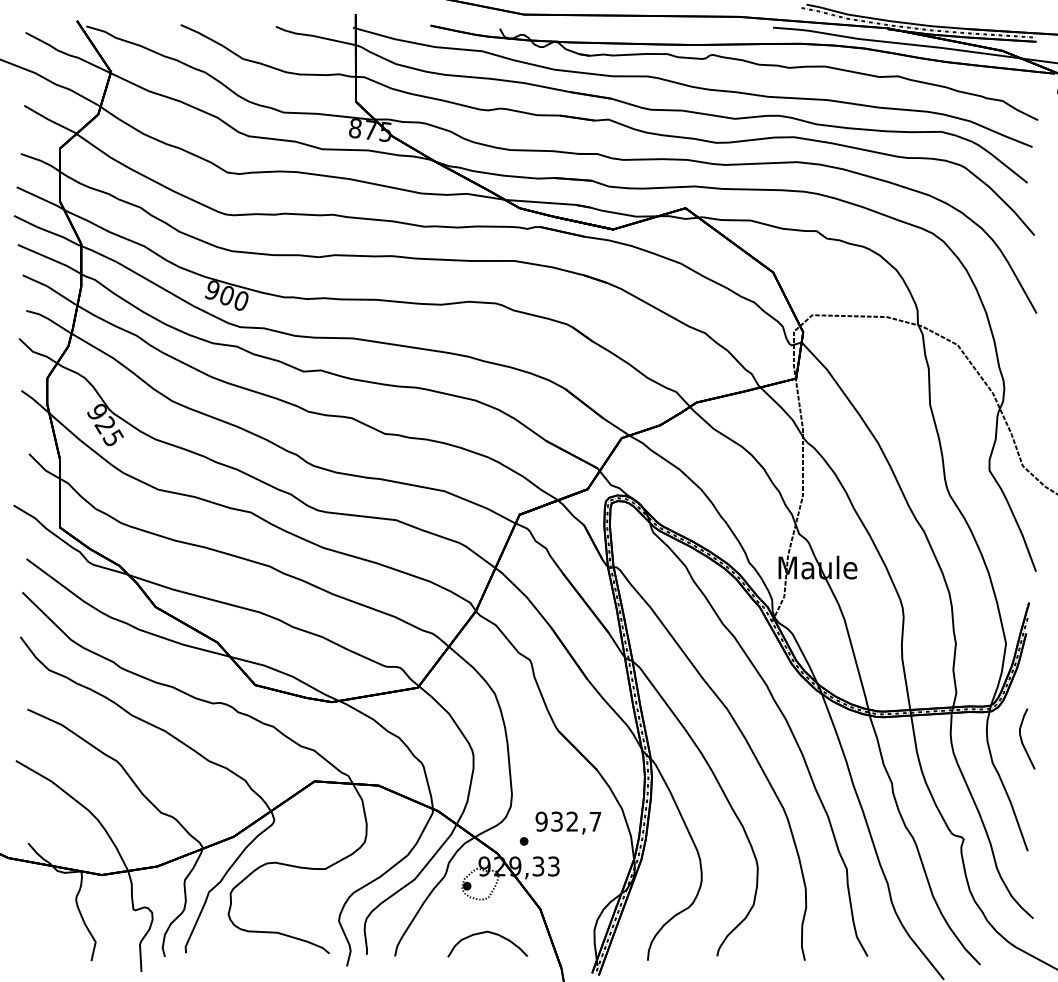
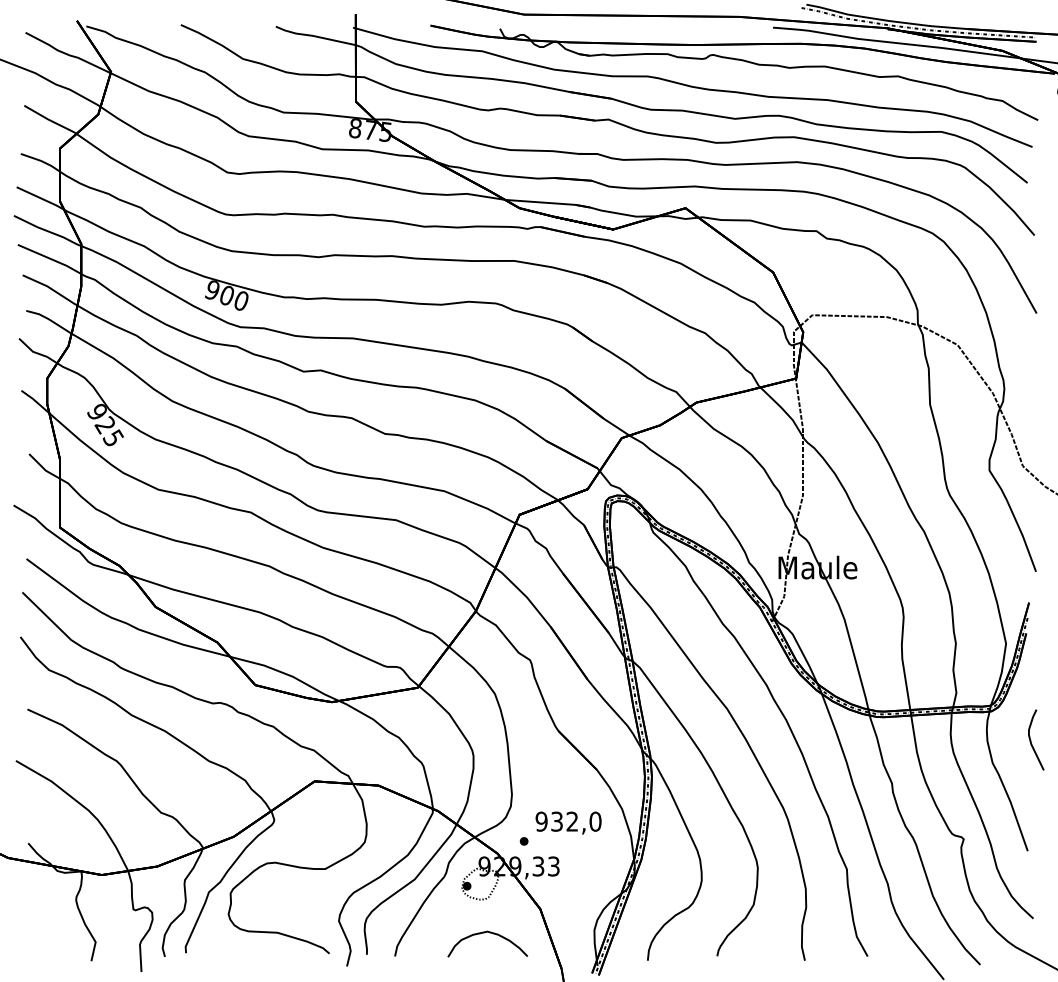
curve position: (1022, 739) -> (1031, 740) (1031, 740)
text: 932,7 -> 932,0 (595, 821)
